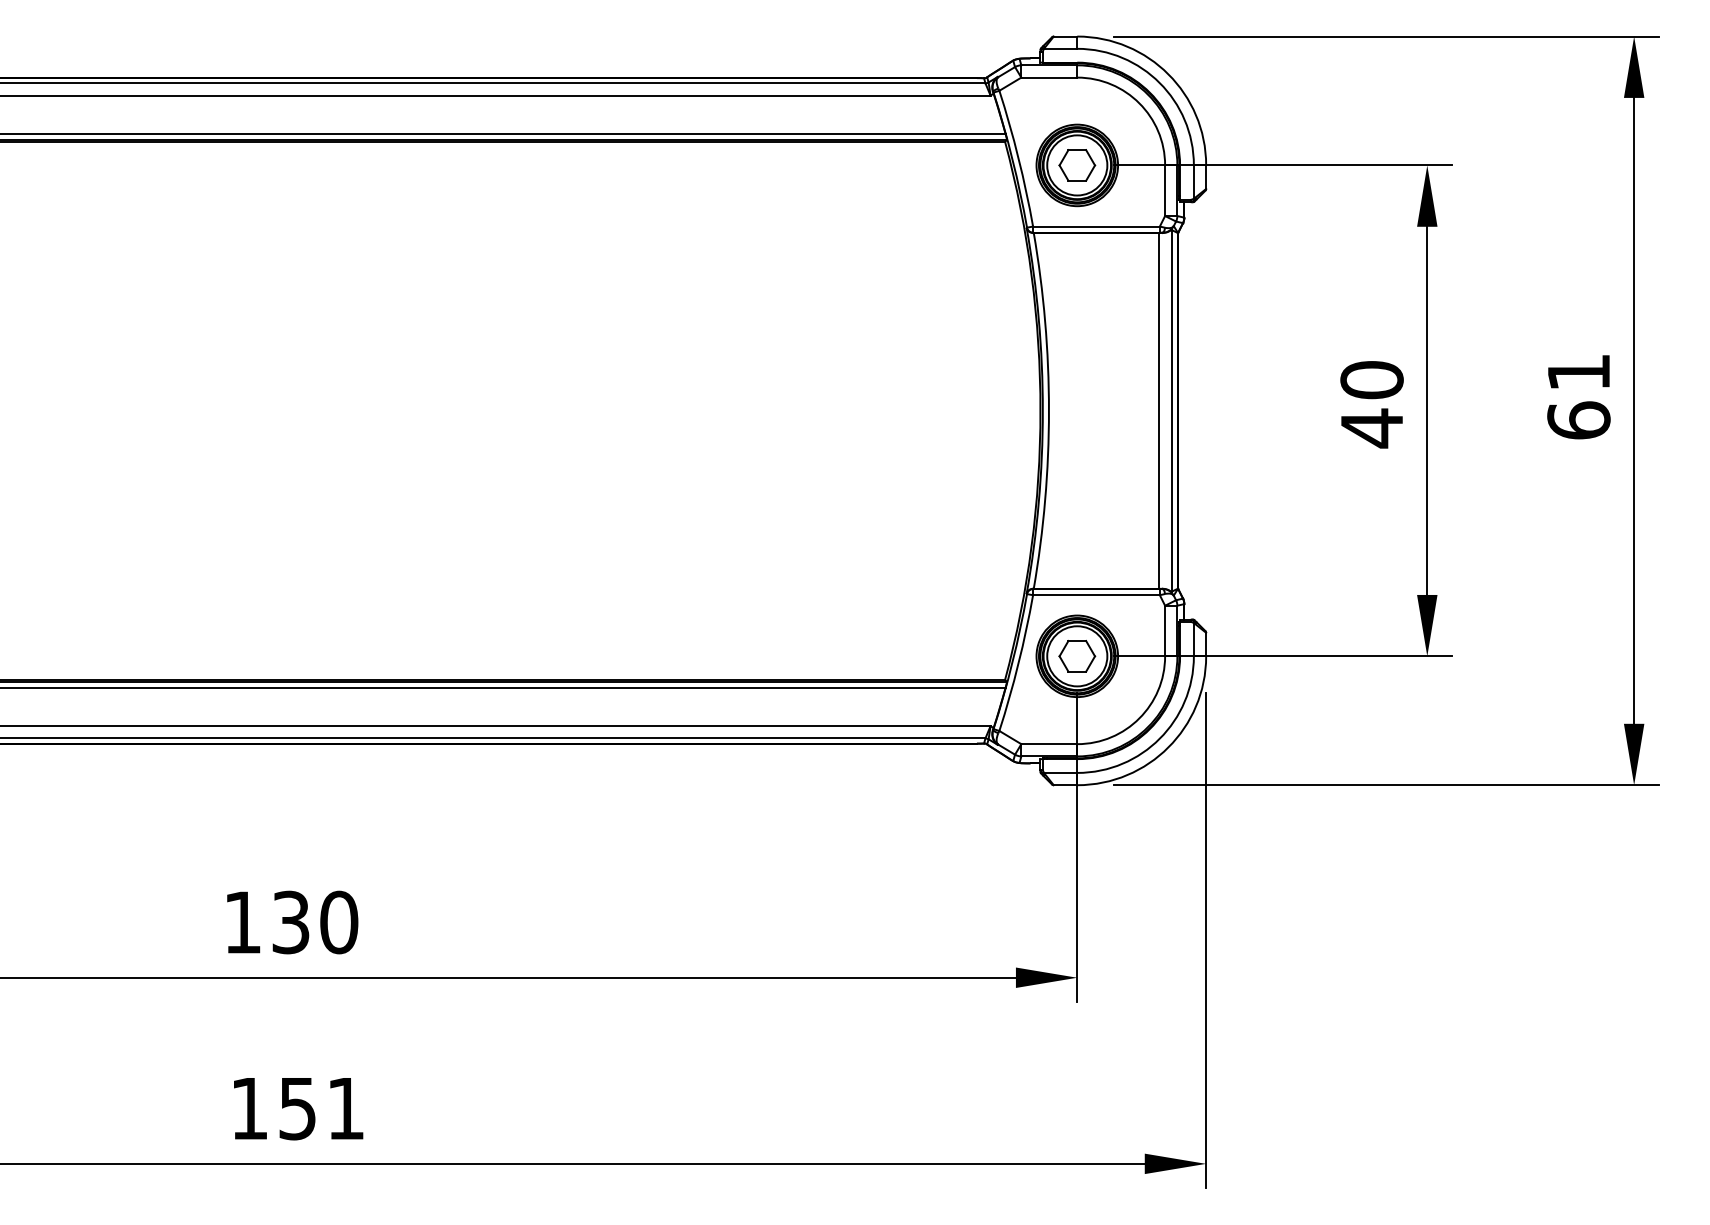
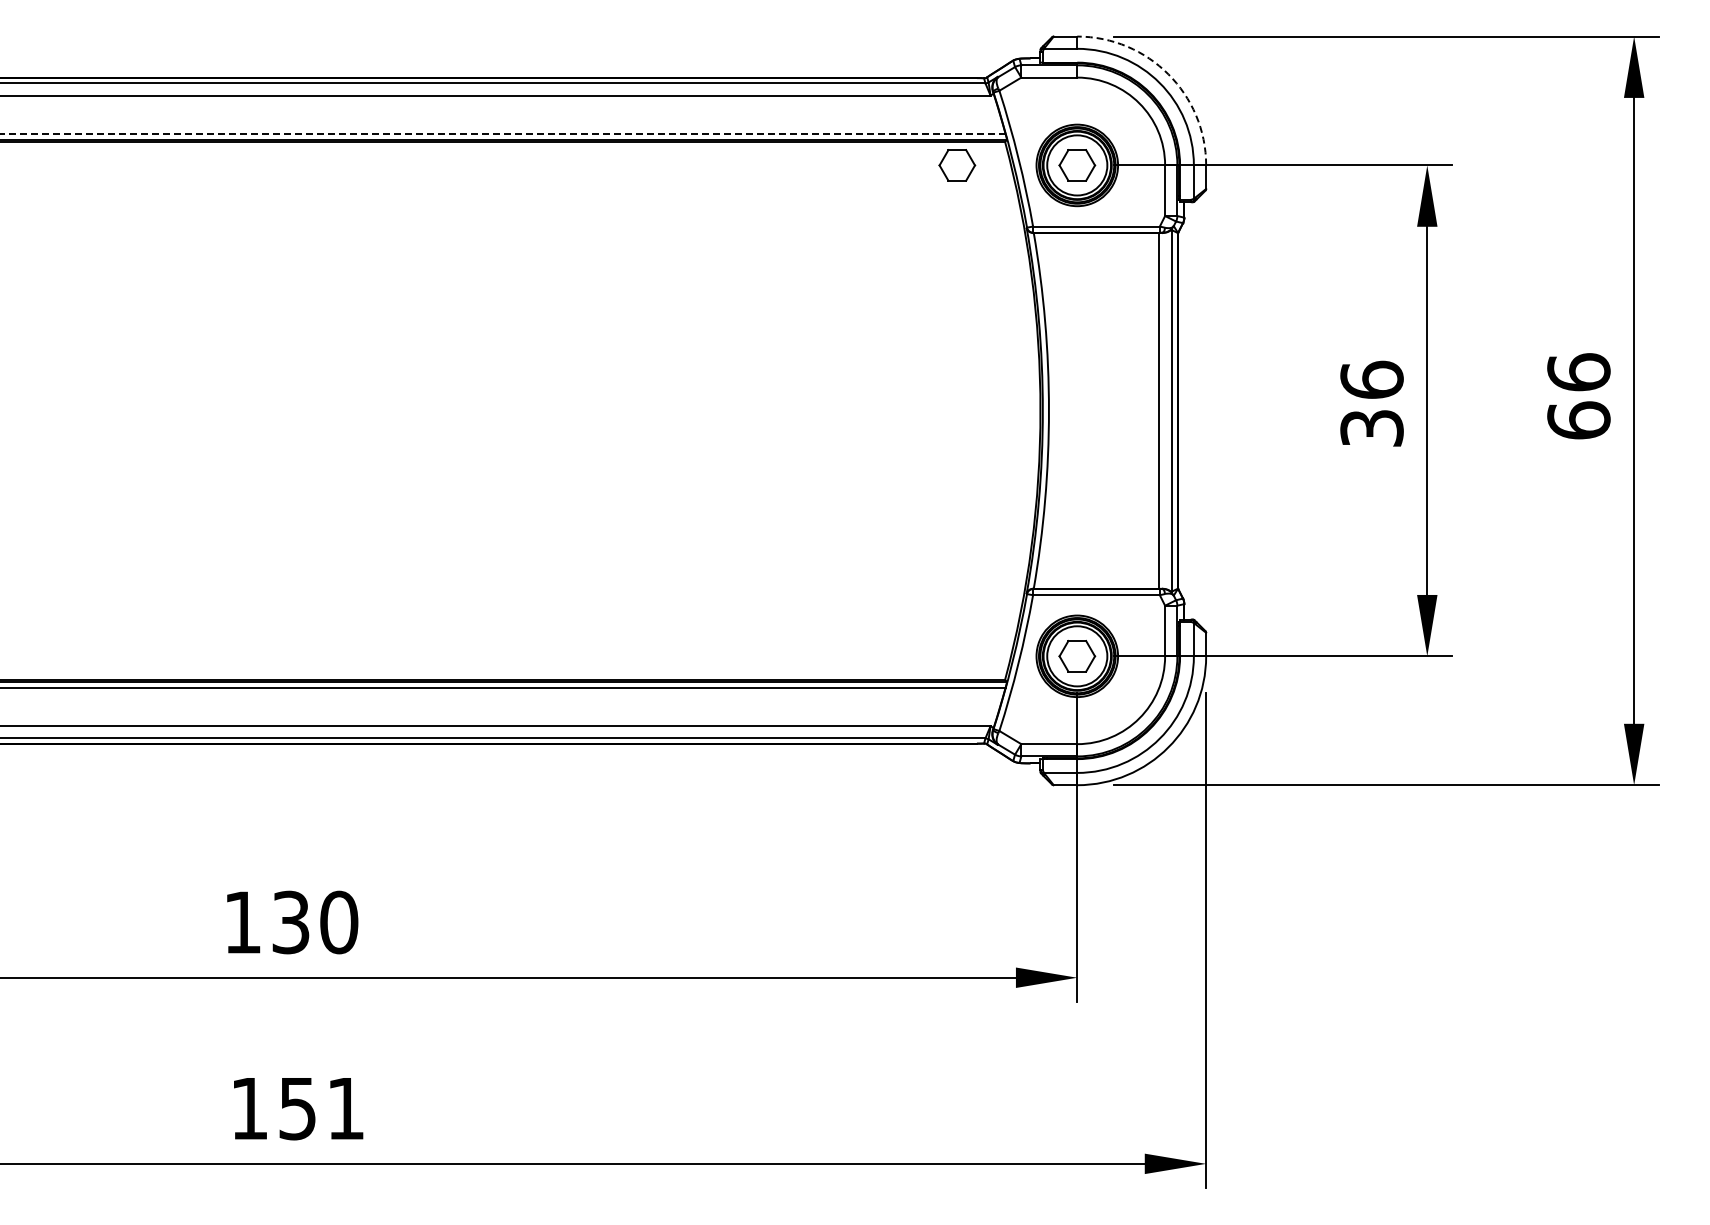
arc: solid -> dashed (1168, 74)
line: solid -> dashed (502, 133)
part: none -> present (957, 165)
text: 61 -> 66 (1578, 372)
text: 40 -> 36 (1371, 404)
